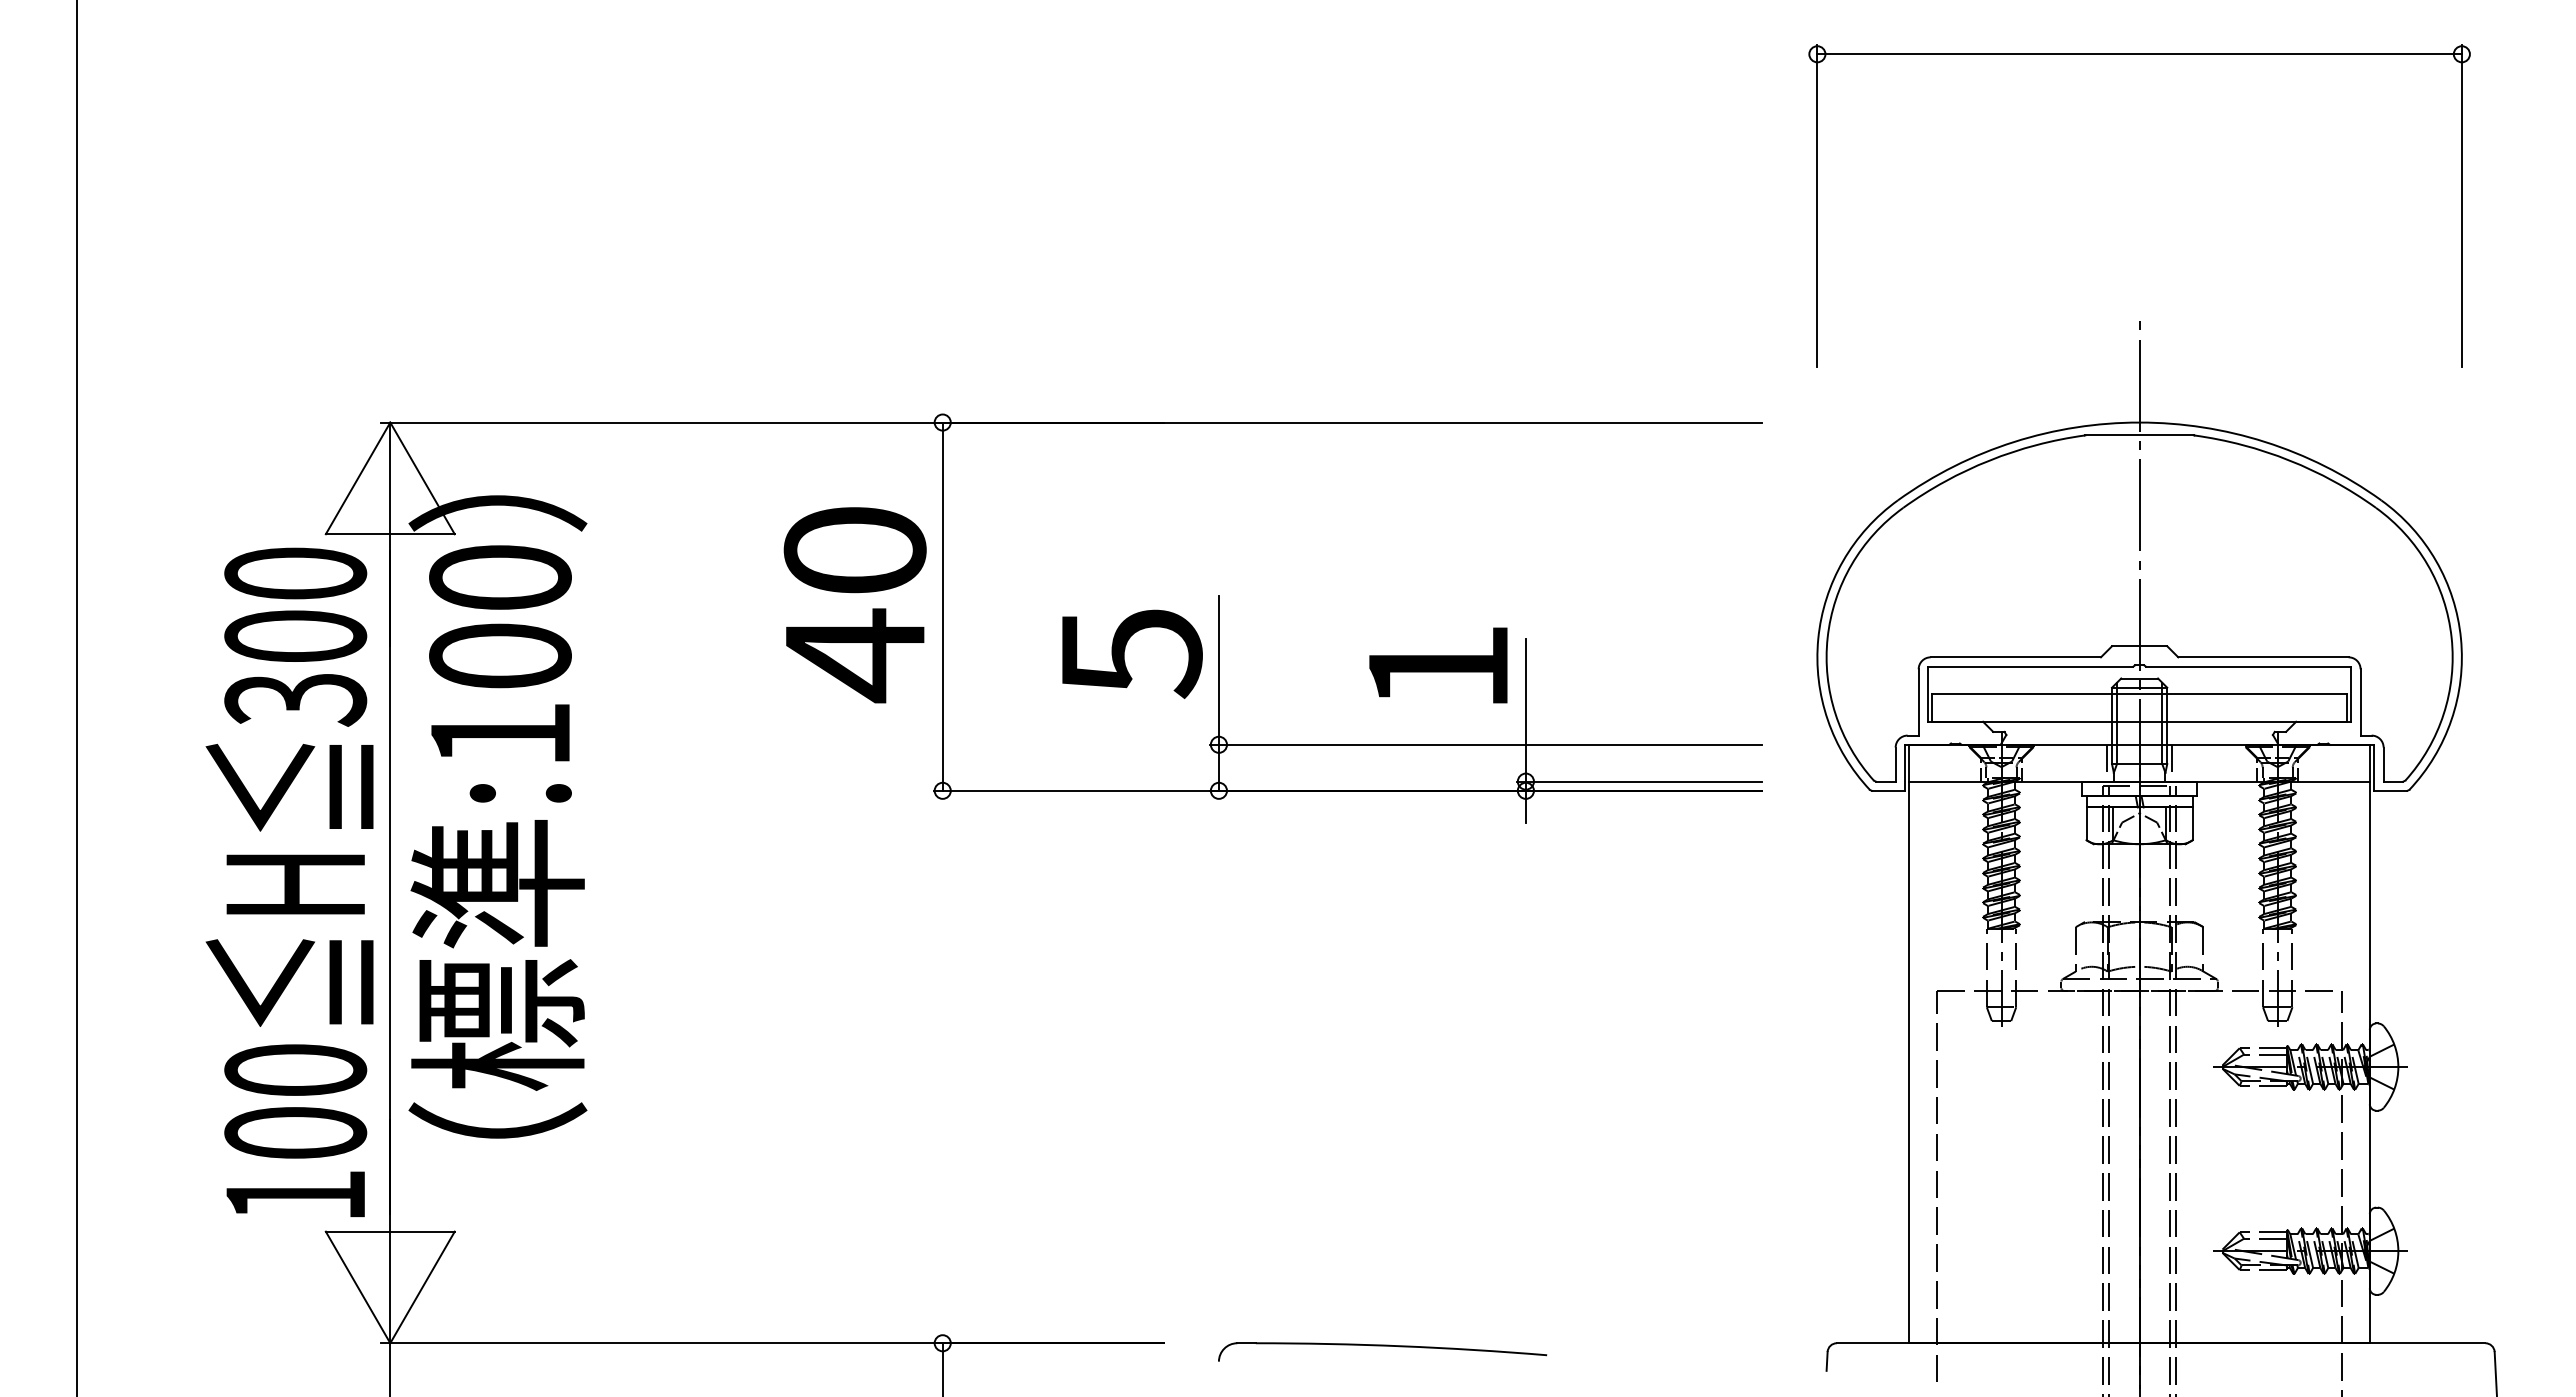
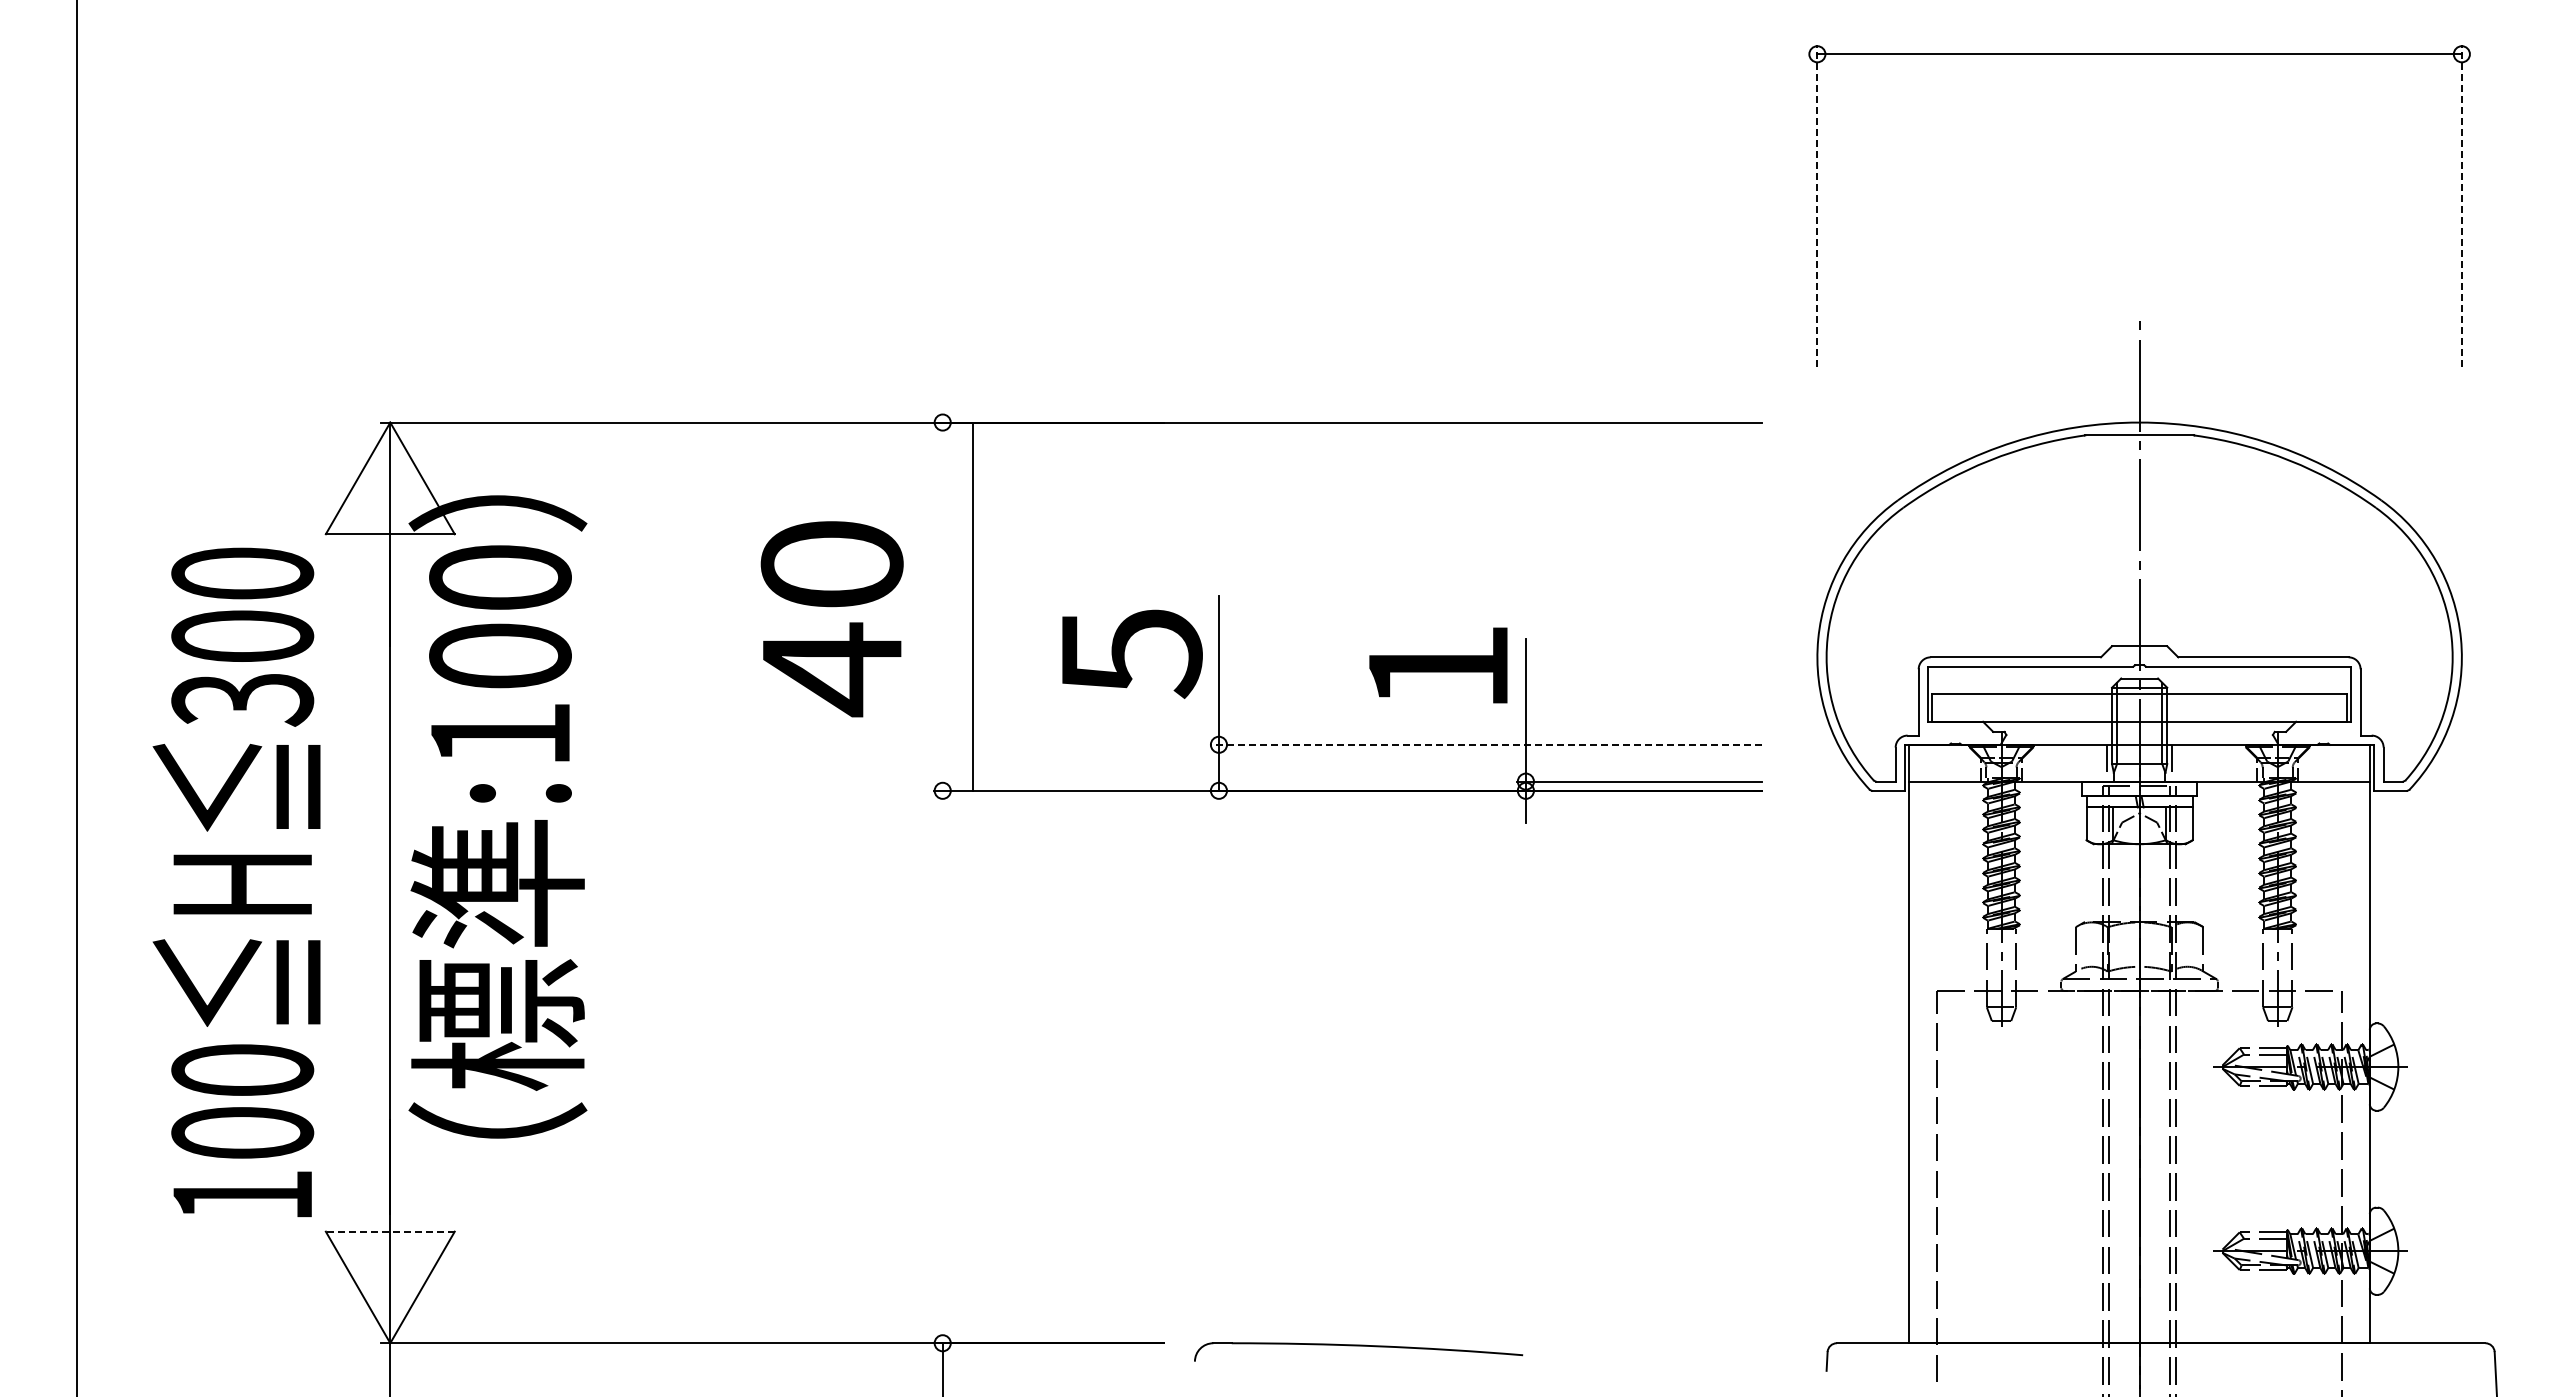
line: solid -> dashed (1817, 205)
line: solid -> dashed (2461, 205)
text position: (854, 605) -> (831, 619) (831, 619)
line position: (942, 606) -> (972, 606) (972, 606)
line: solid -> dashed (1485, 744)
text position: (289, 881) -> (236, 881) (236, 881)
line: solid -> dashed (389, 1231)
part position: (1382, 1351) -> (1358, 1351) (1358, 1351)
